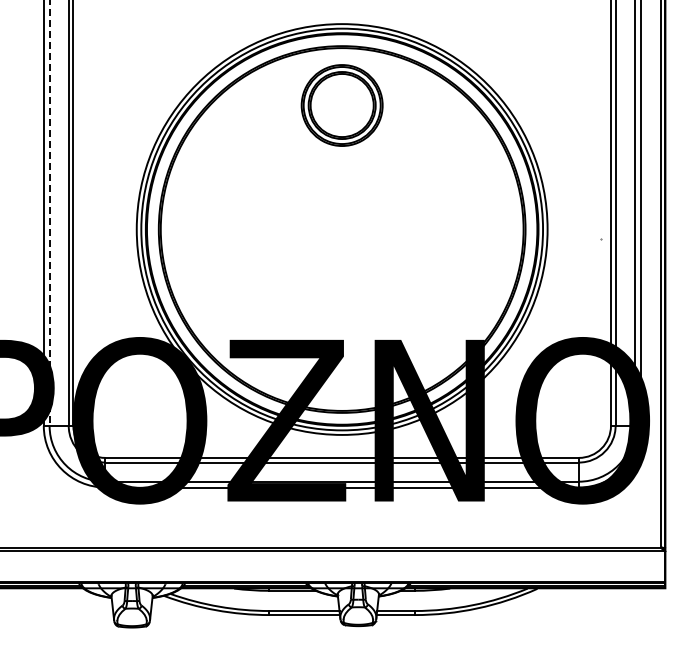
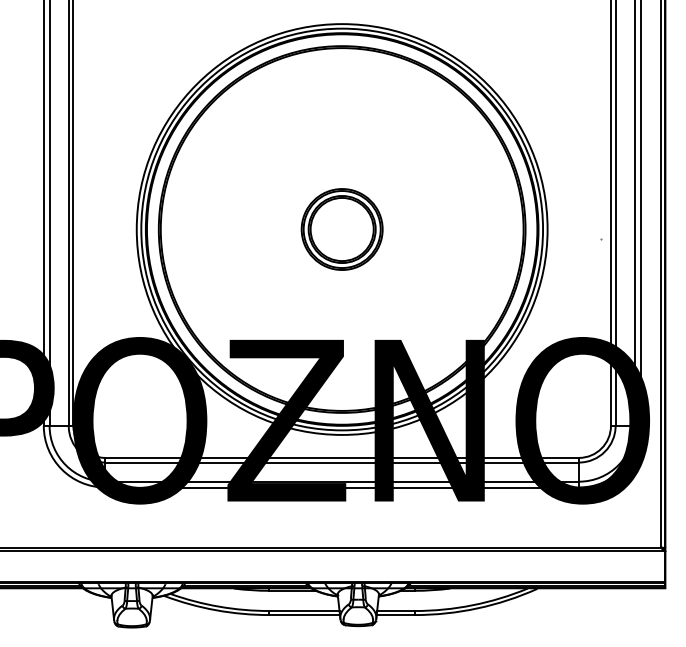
part position: (341, 105) -> (341, 229) (341, 229)
line: dashed -> solid (49, 213)
